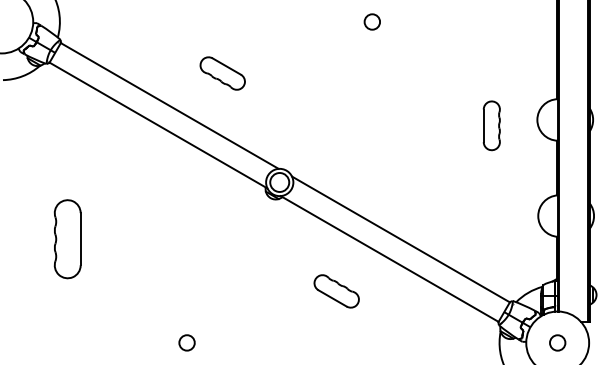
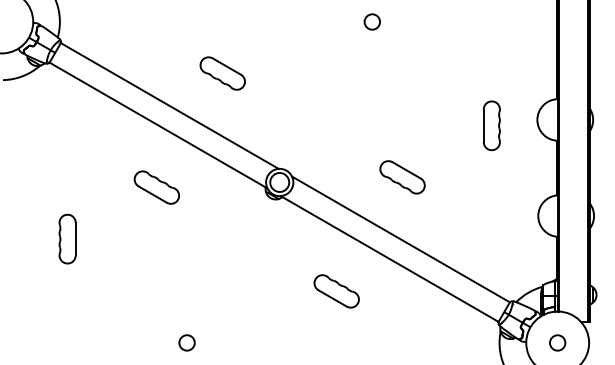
part: none -> present (402, 177)
part: none -> present (156, 187)
part size: 29x81 px -> 19x52 px (67, 238)
